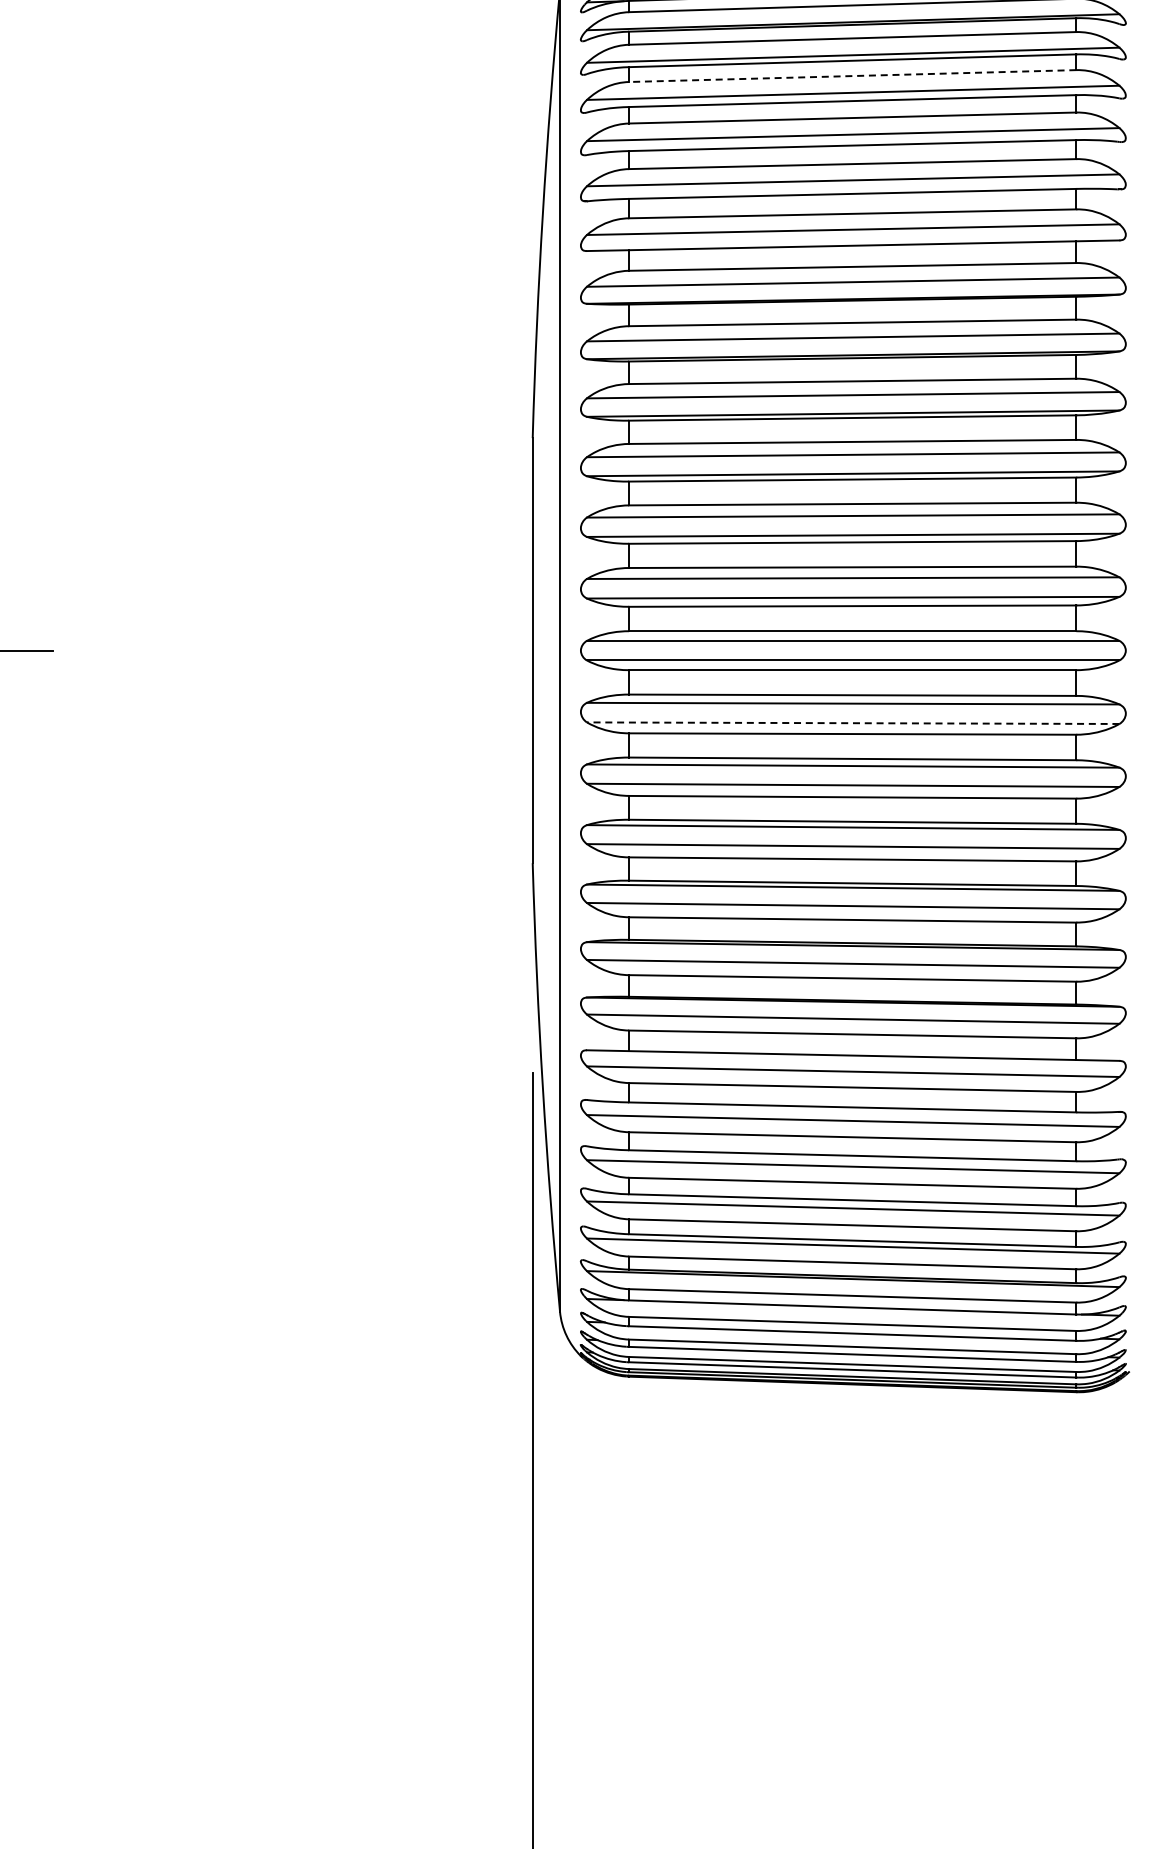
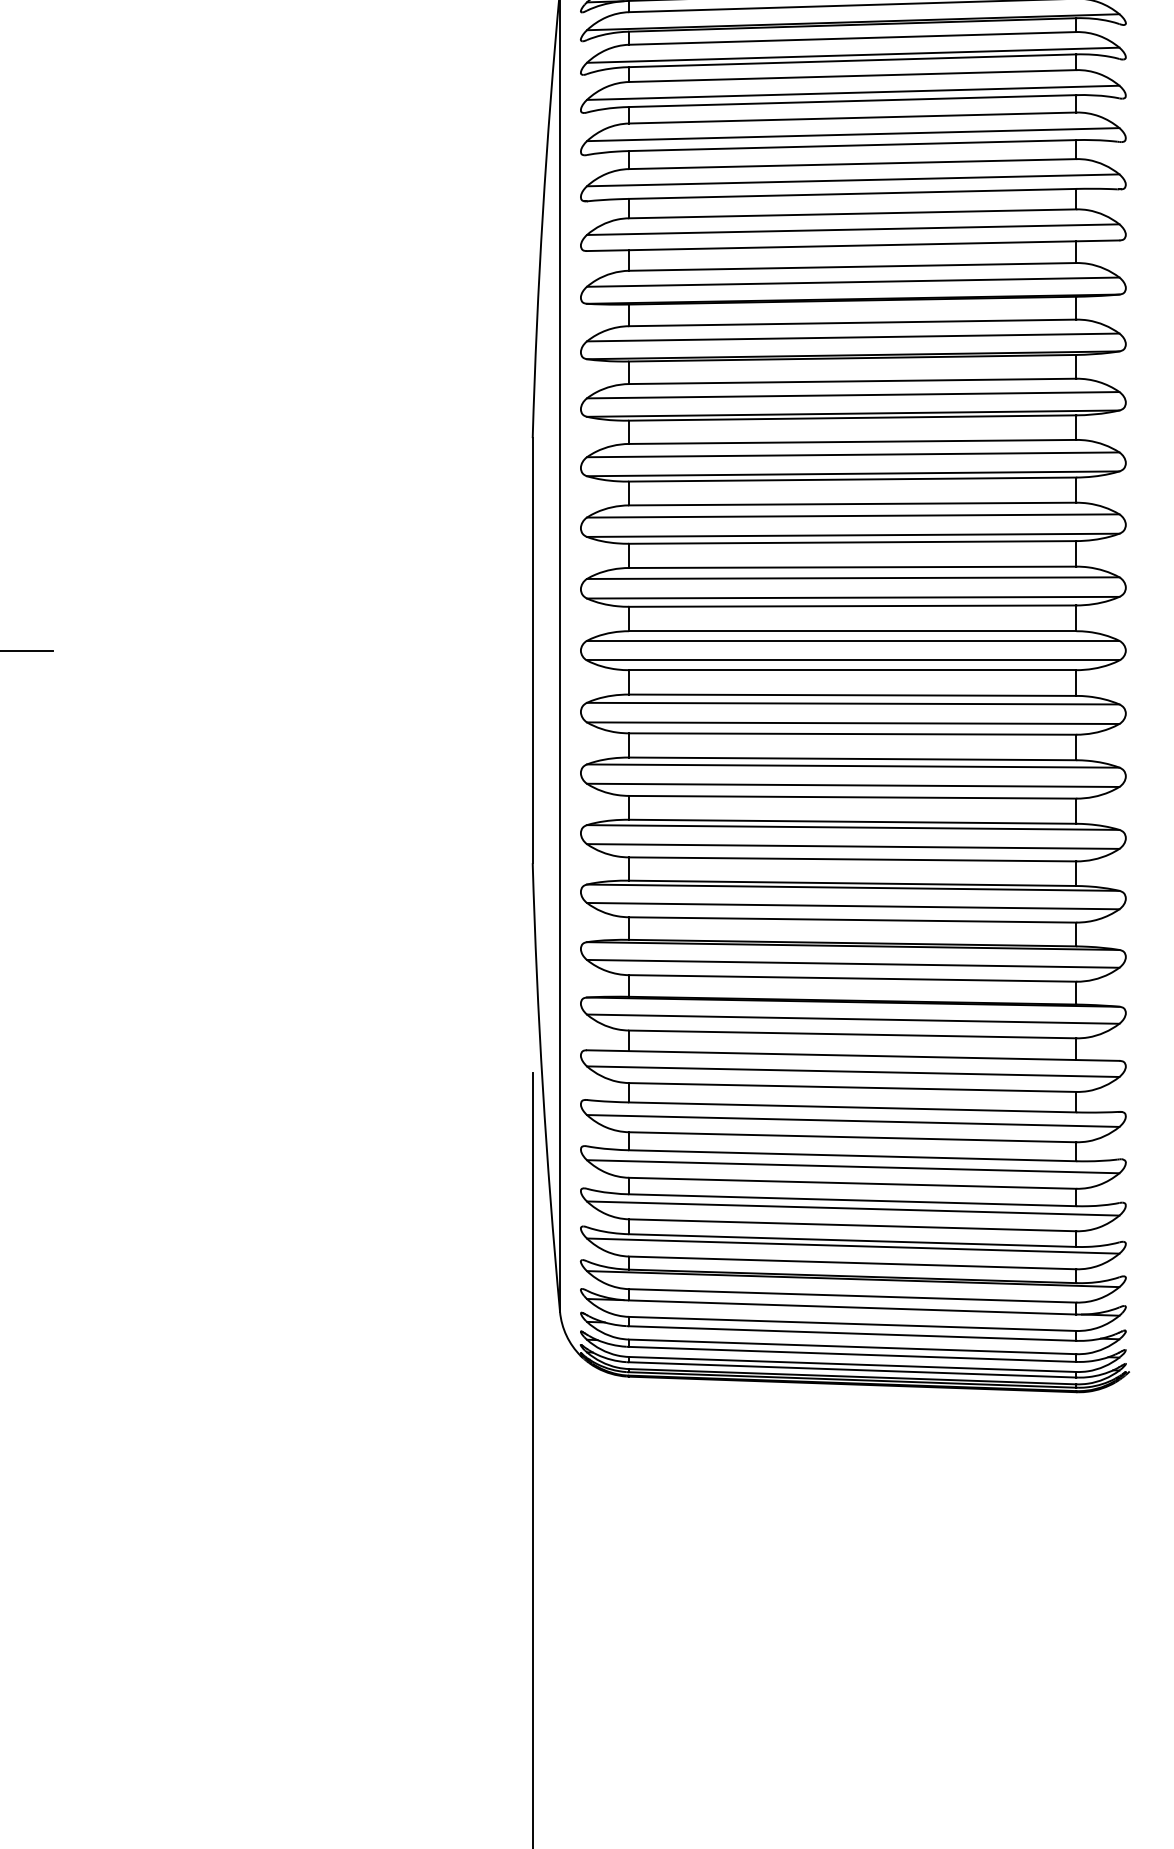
line: dashed -> solid (852, 76)
line: dashed -> solid (852, 723)
